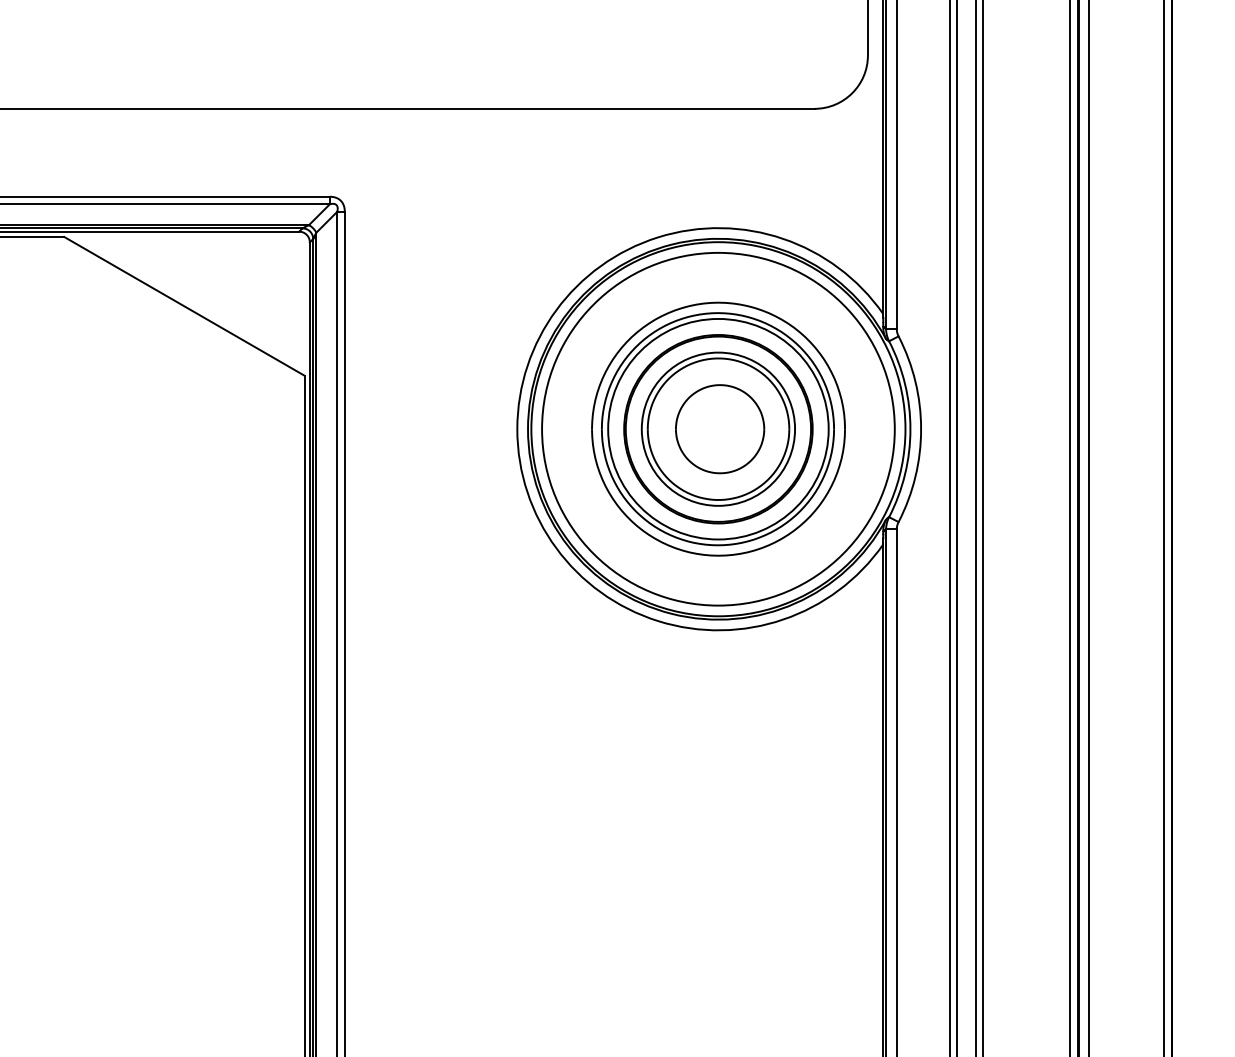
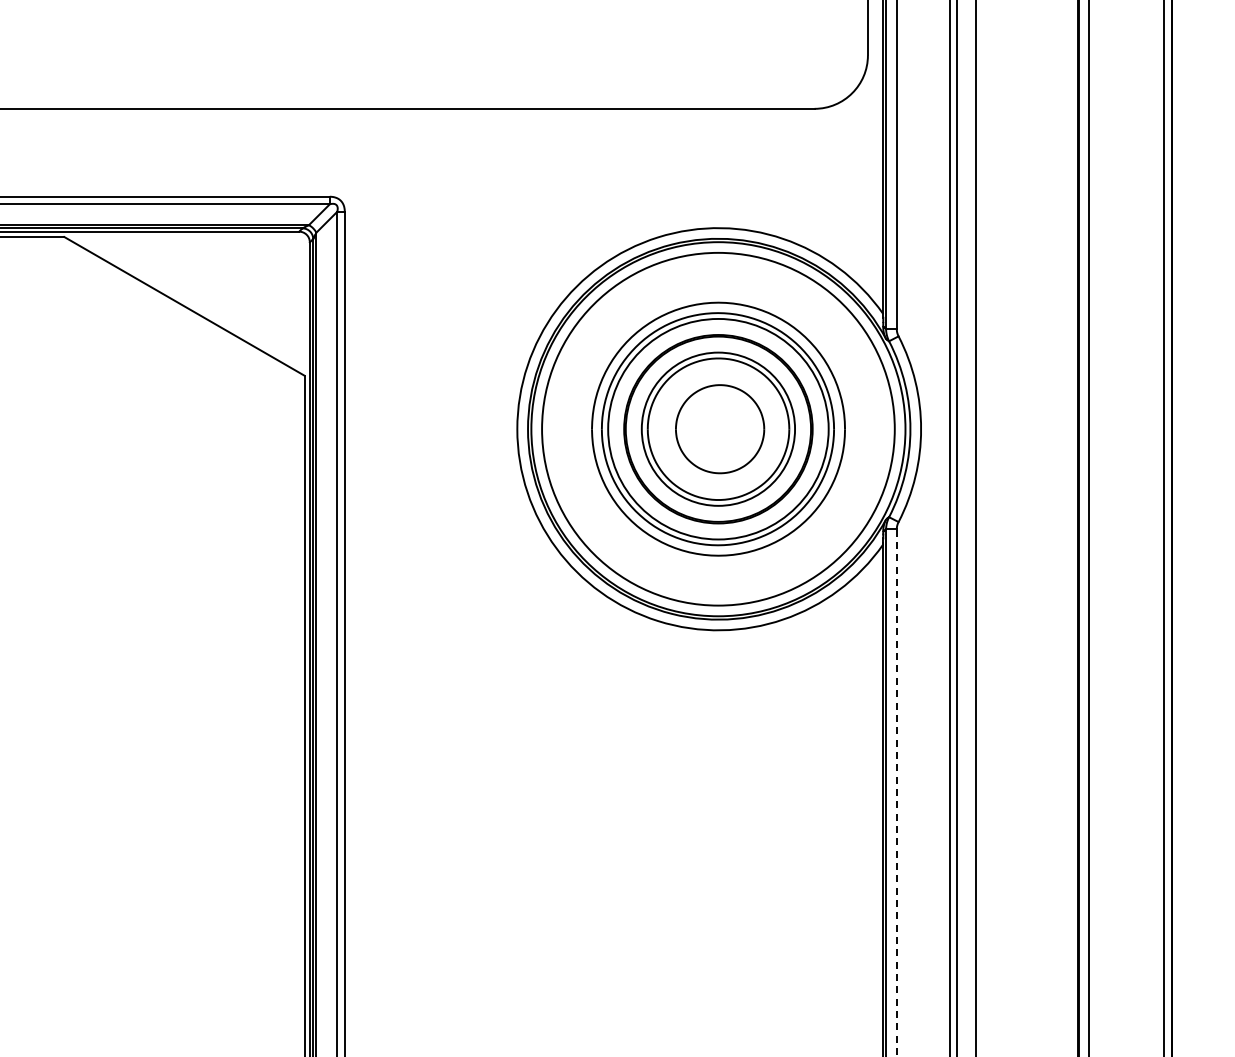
line: present -> none (983, 527)
line: present -> none (1069, 527)
line: solid -> dashed (896, 792)
